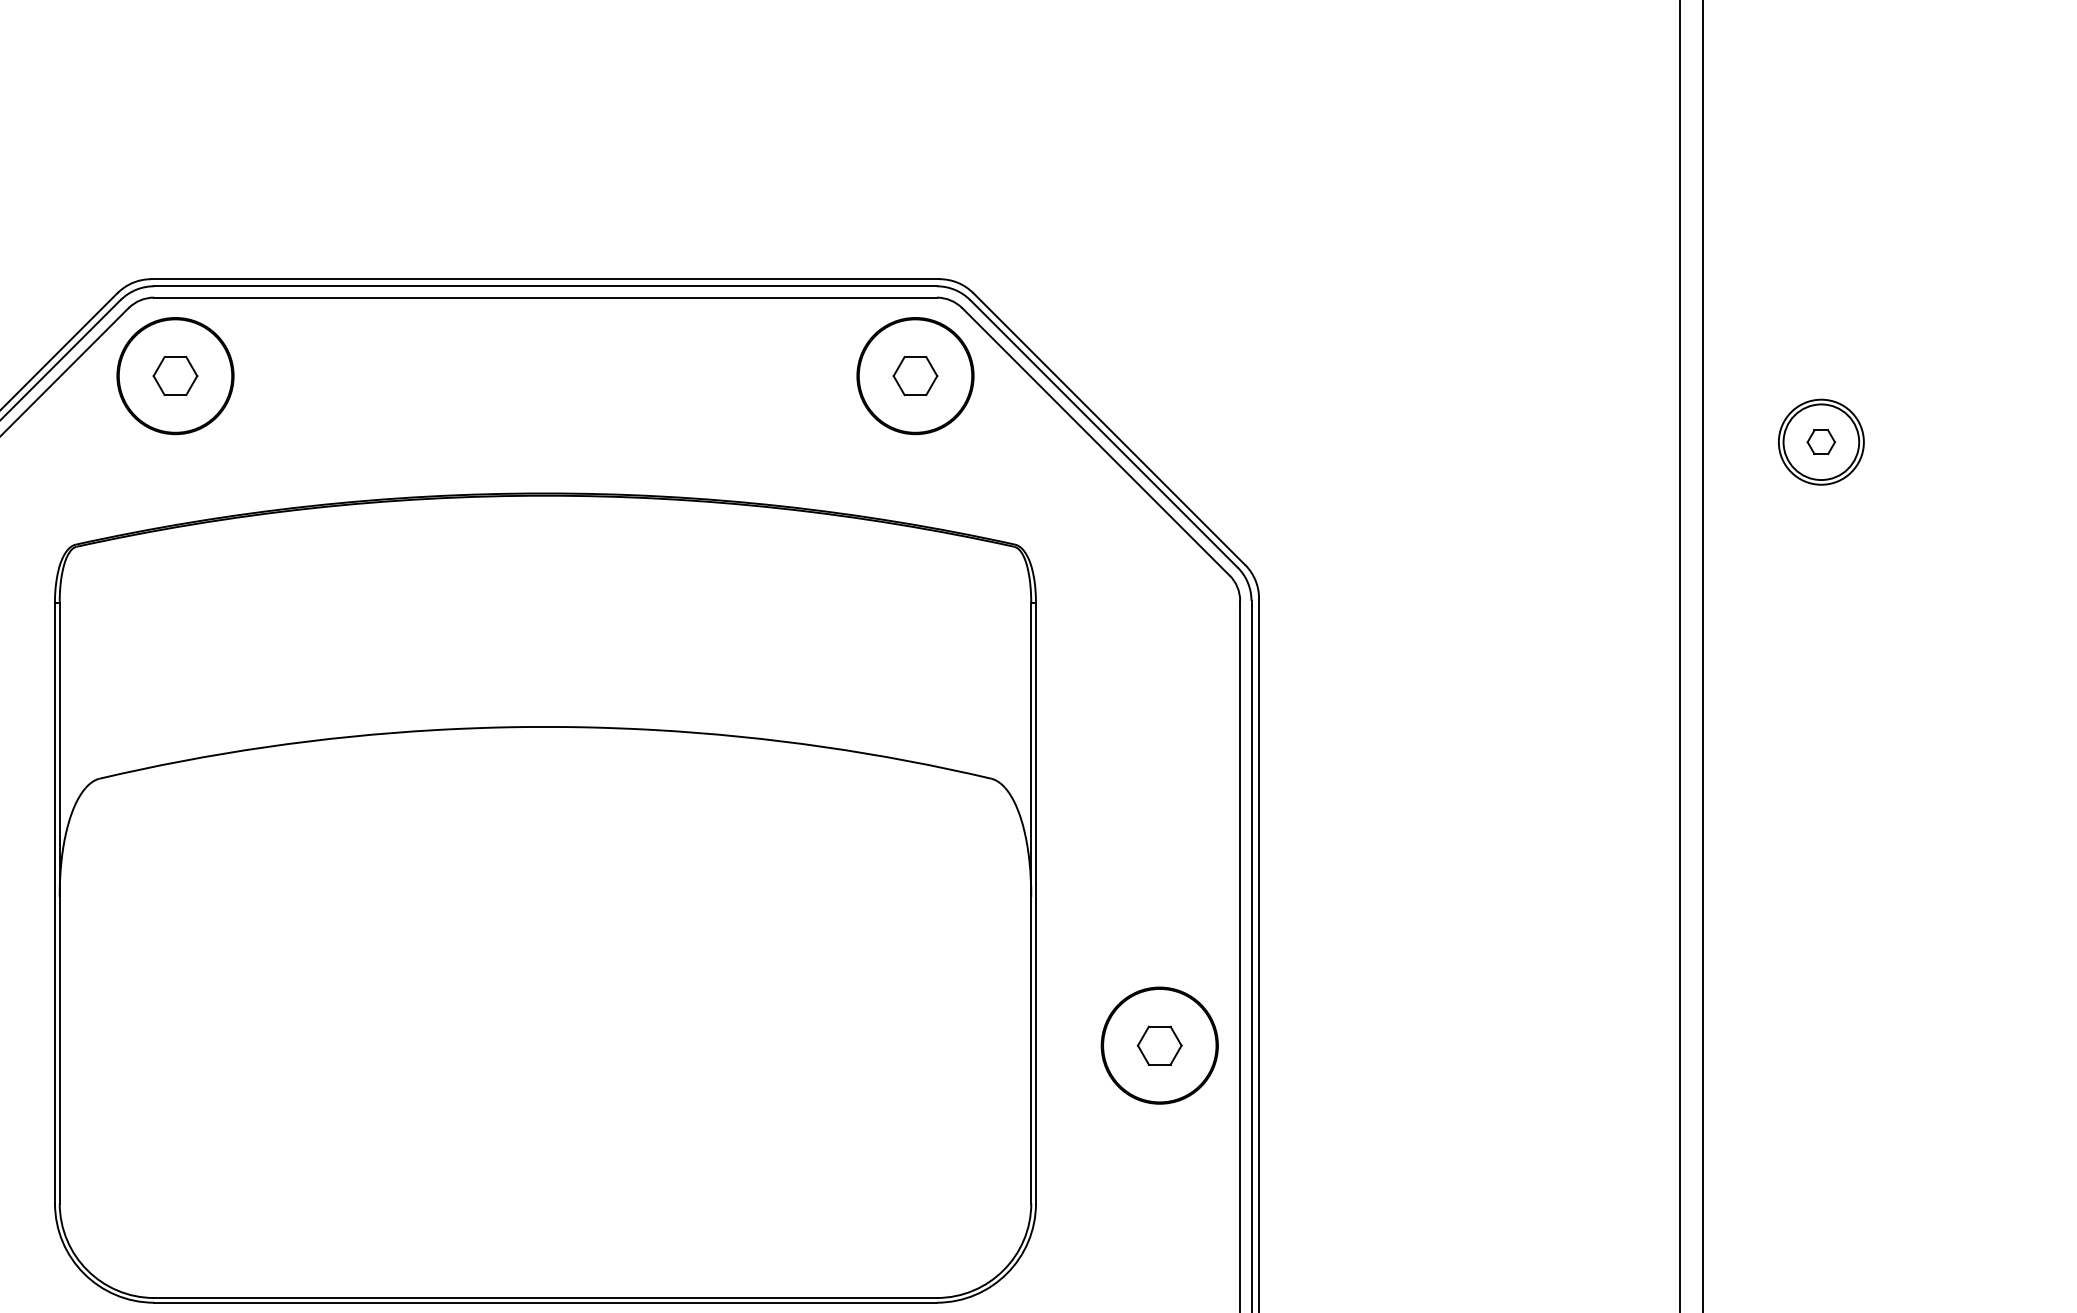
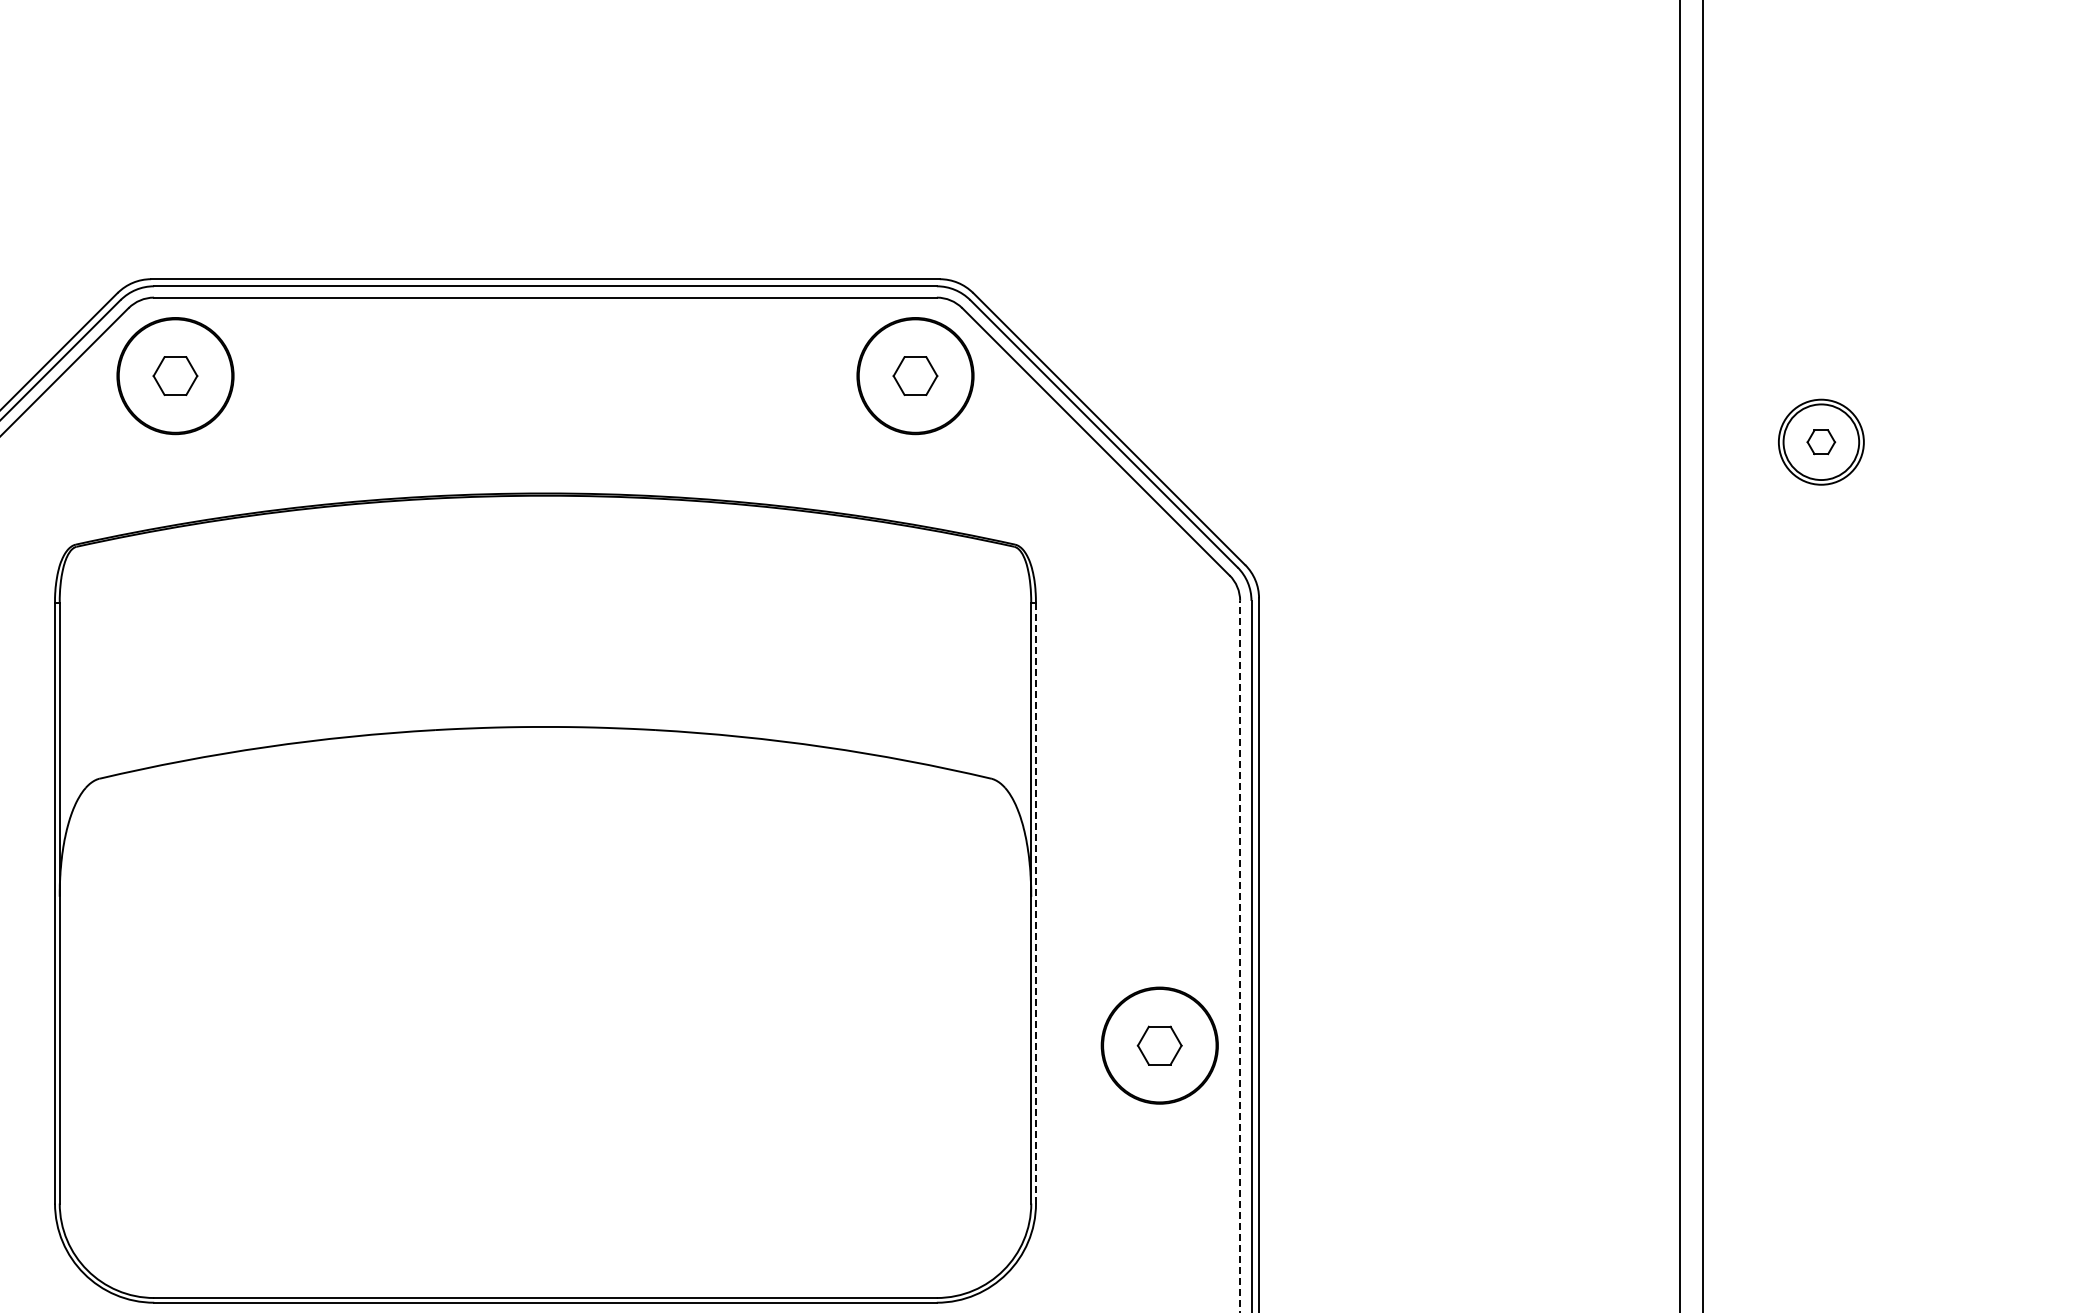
line: solid -> dashed (1036, 902)
line: solid -> dashed (1240, 956)
